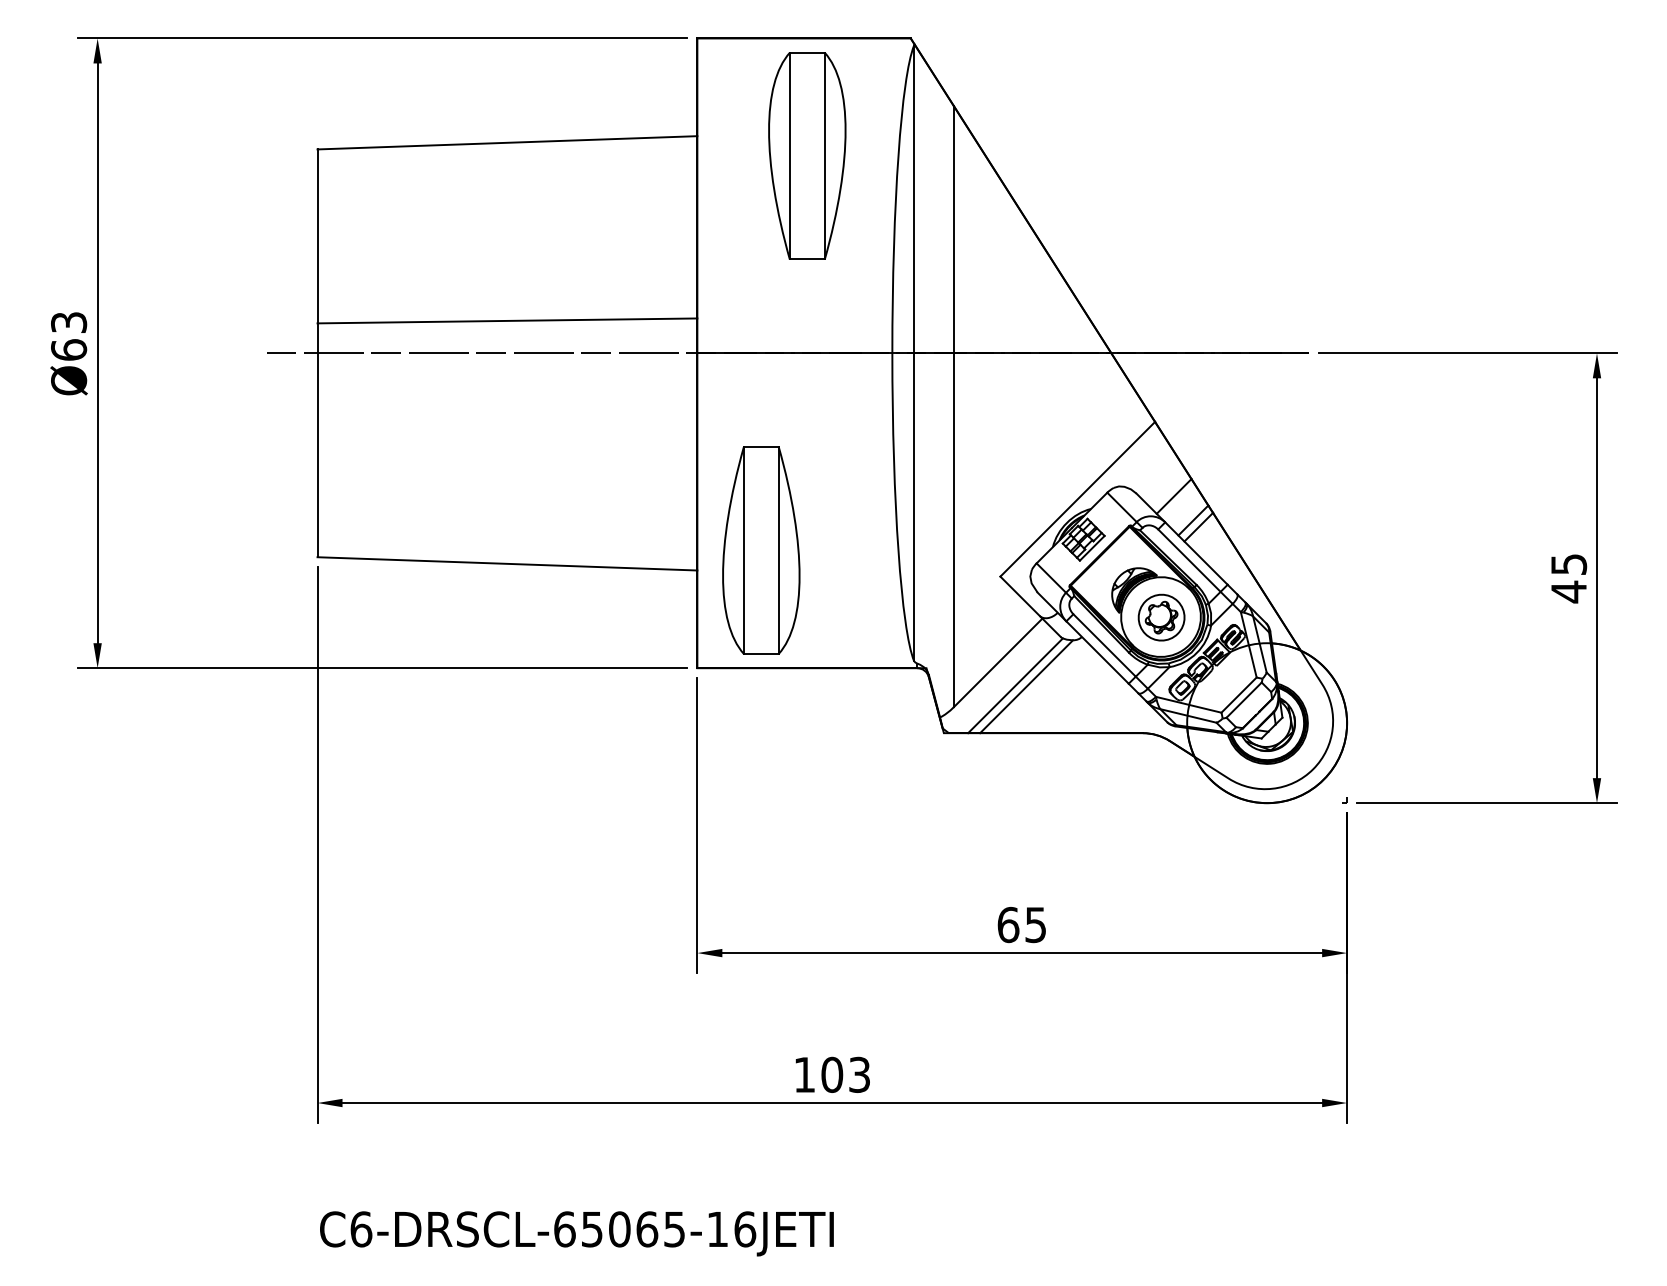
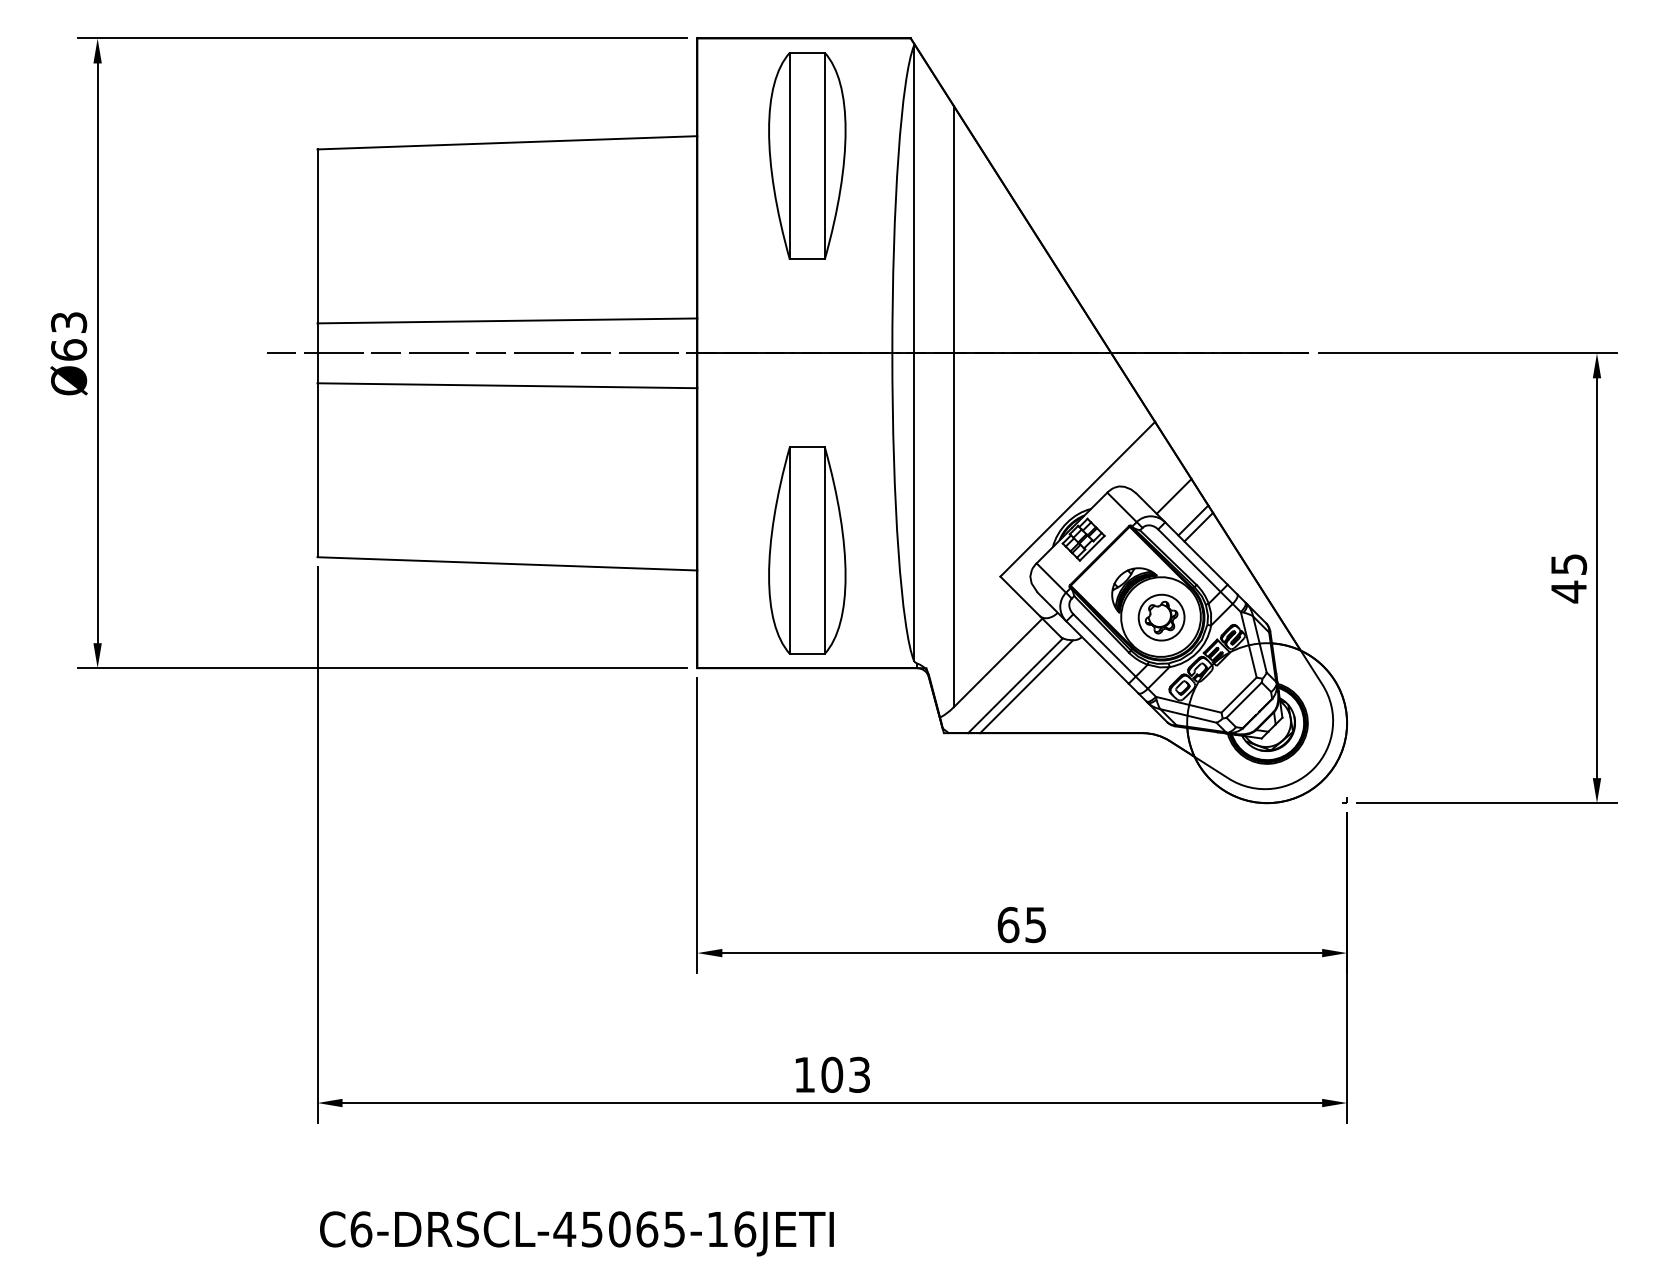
line: none -> present (507, 385)
part position: (761, 550) -> (807, 550) (807, 550)
text: C6-DRSCL-65065-16JETI -> C6-DRSCL-45065-16JETI (564, 1229)
